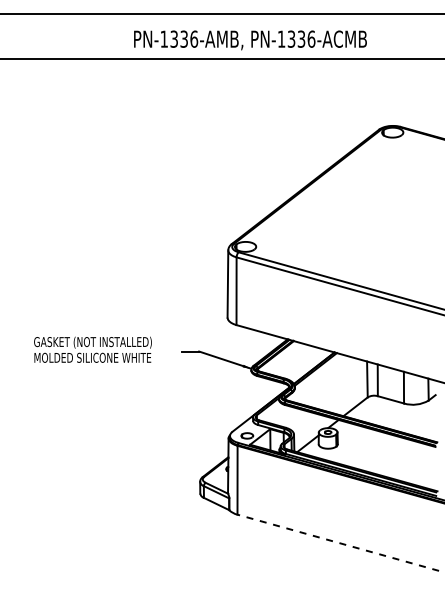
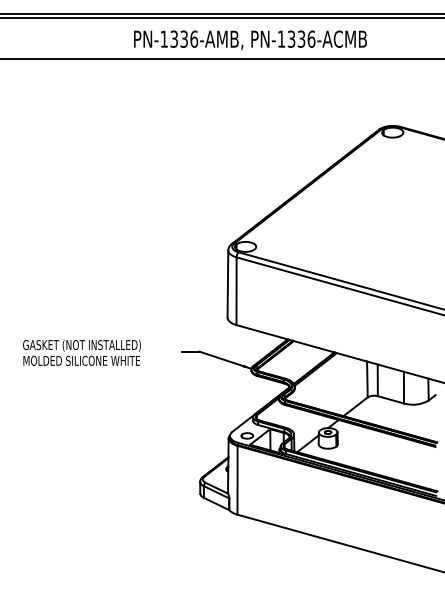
line: none -> present (221, 17)
text position: (92, 349) -> (81, 352) (81, 352)
line: dashed -> solid (340, 543)
